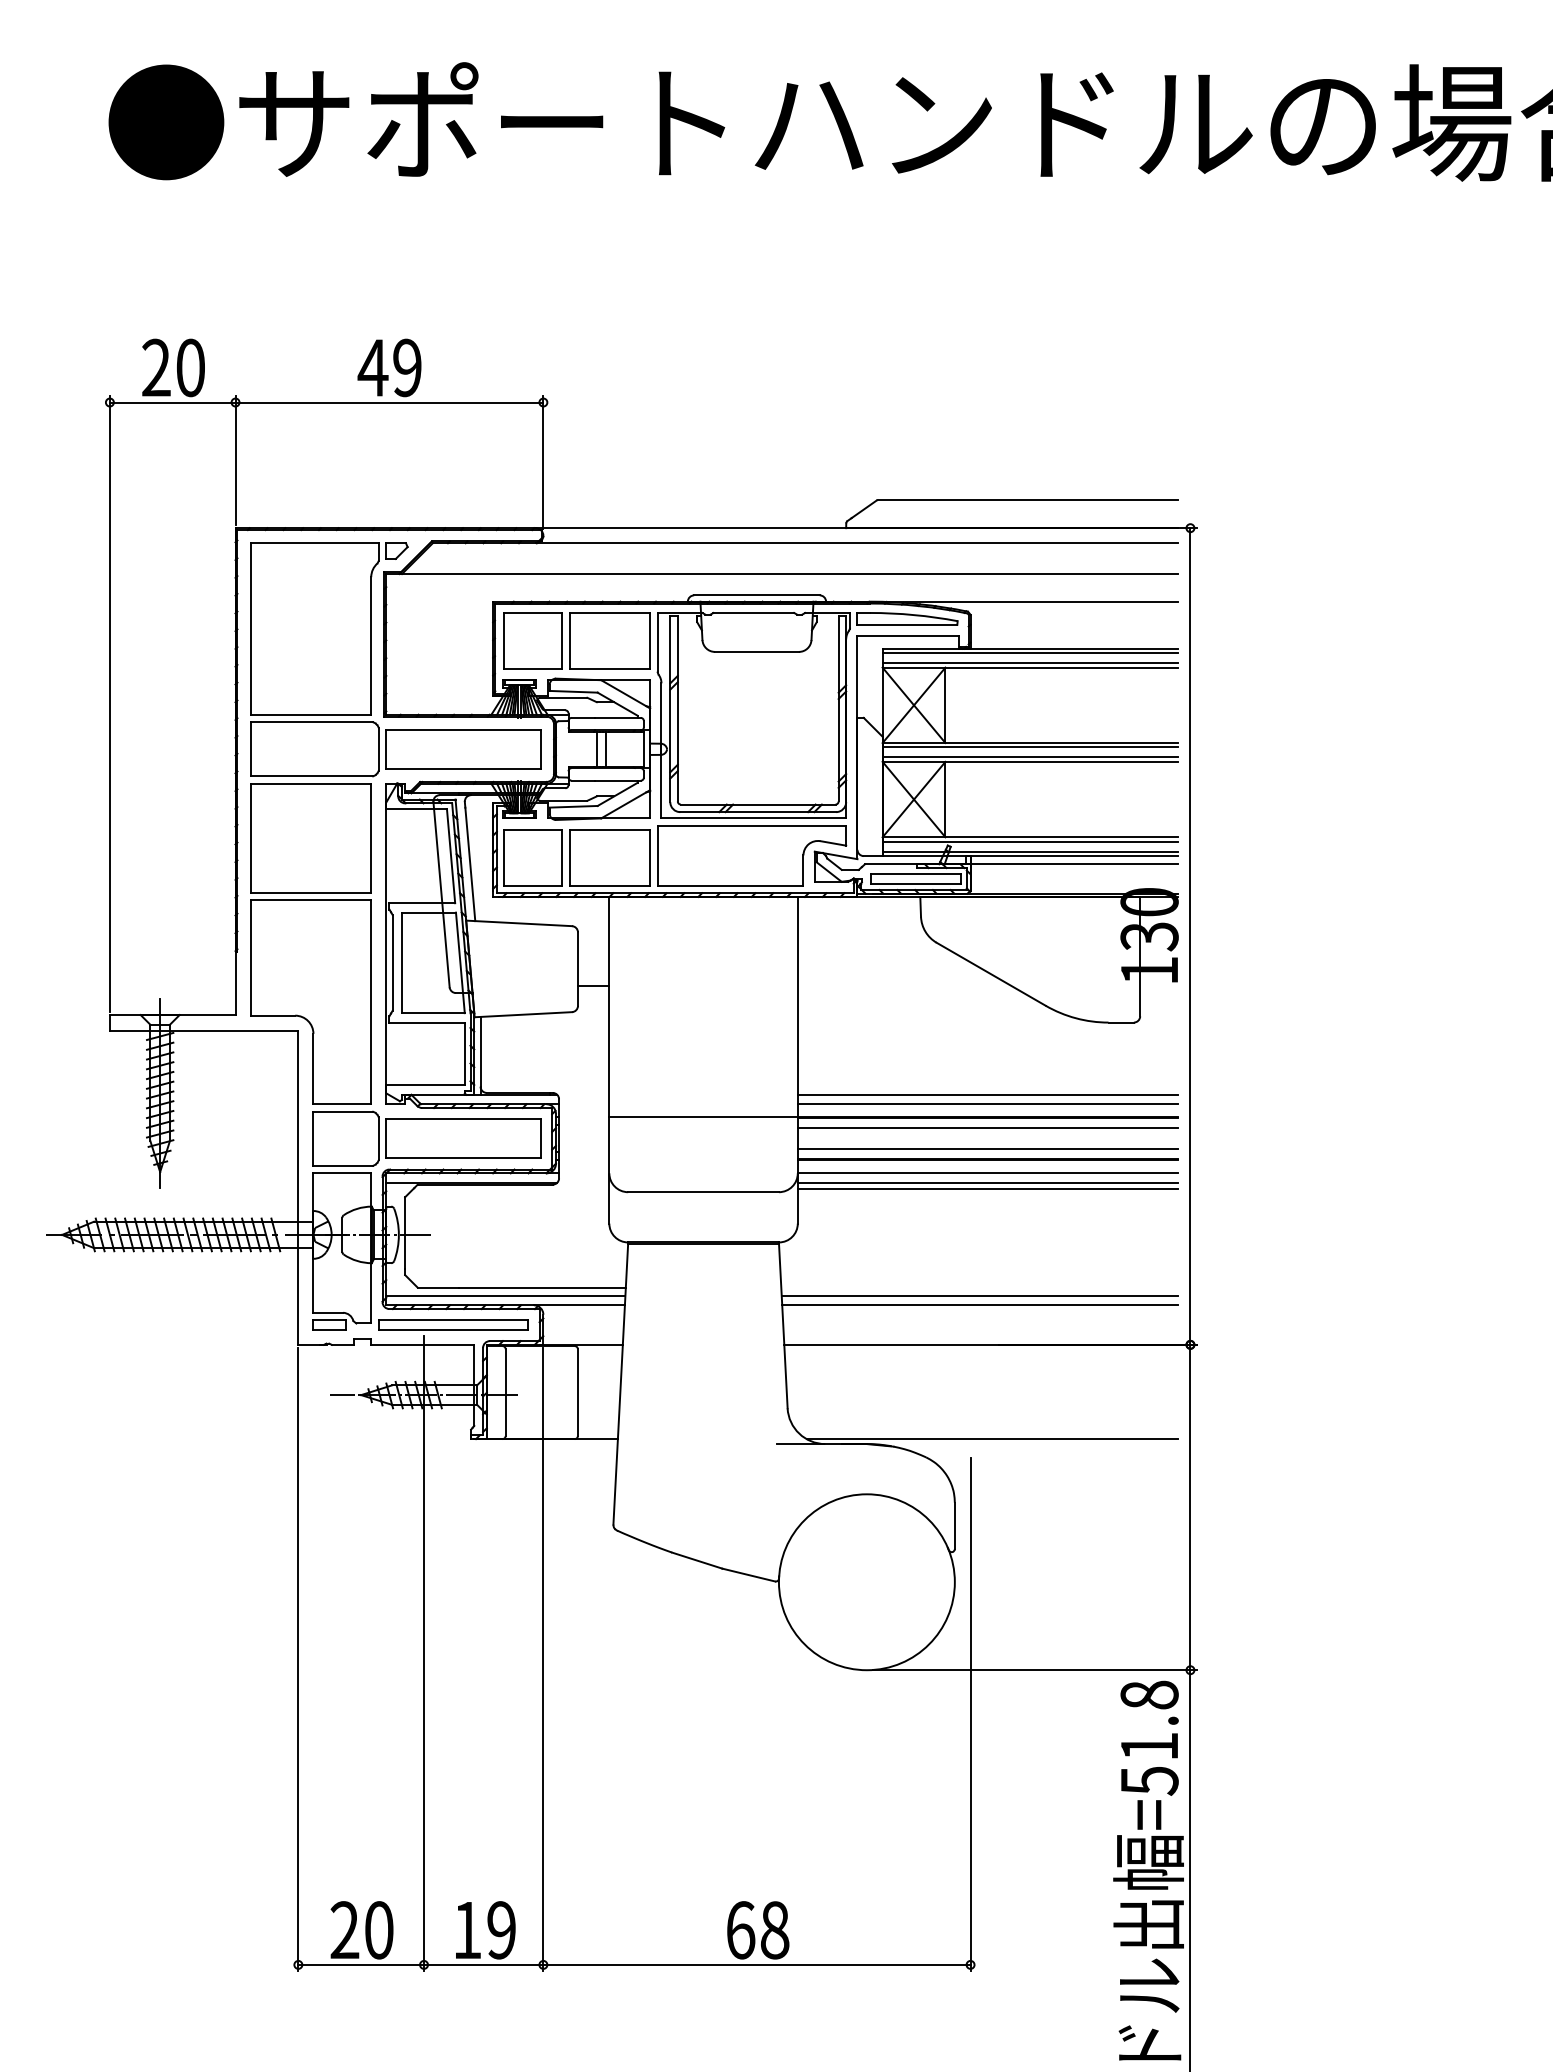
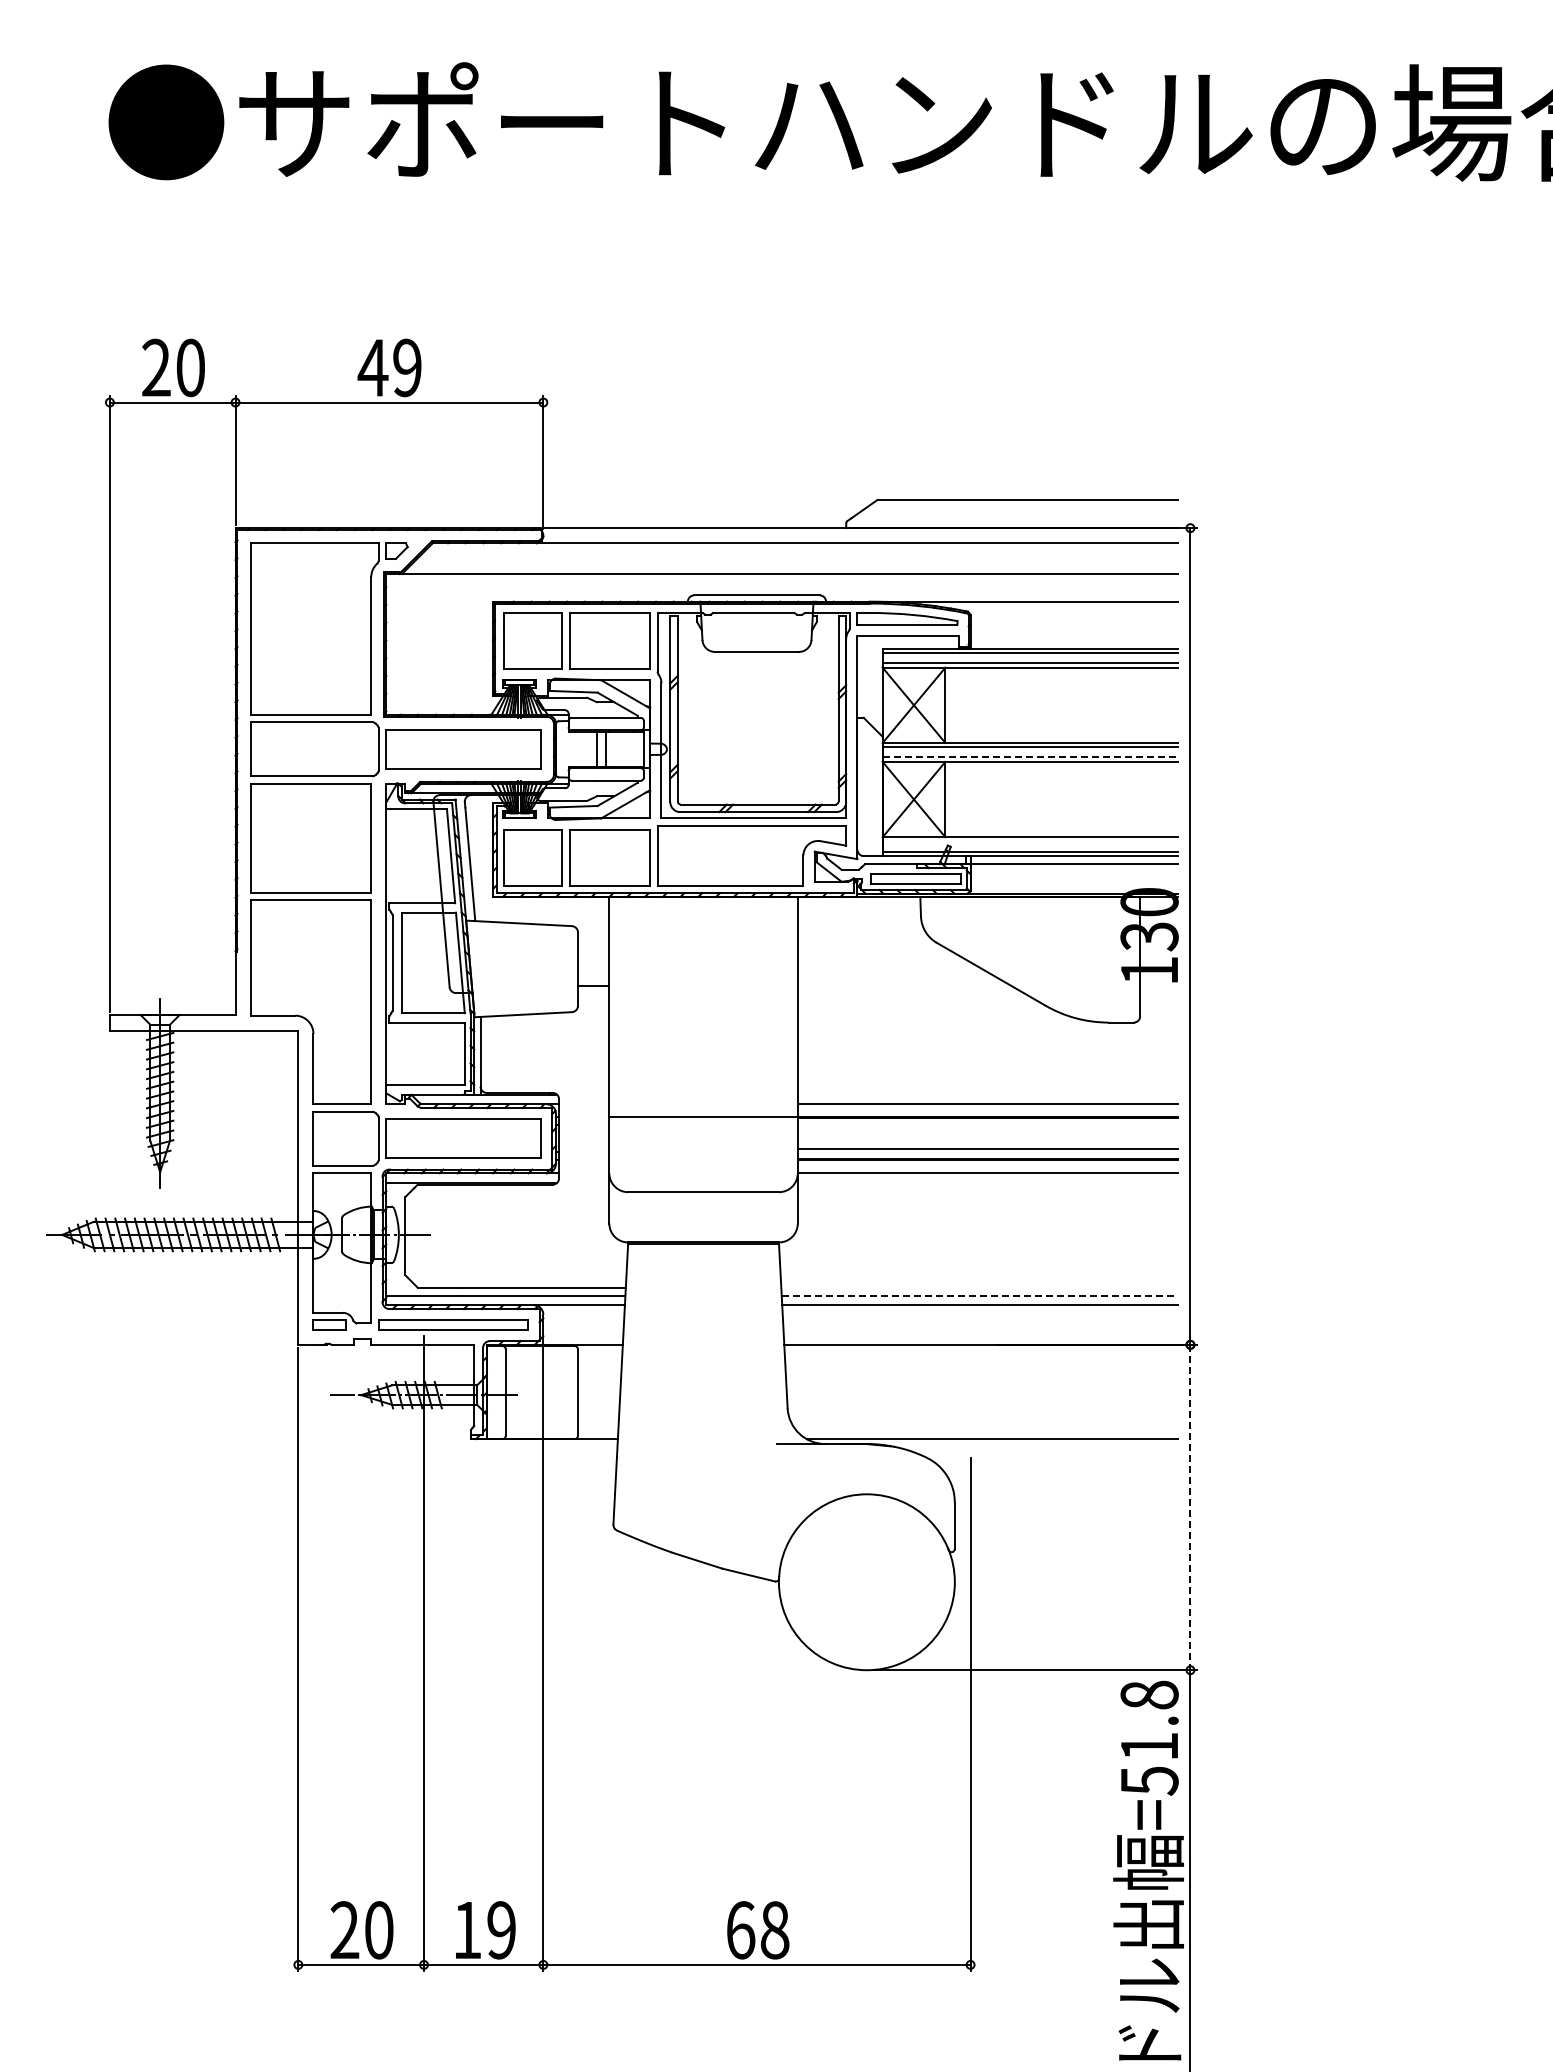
line: solid -> dashed (1030, 757)
line: present -> none (1029, 841)
line: present -> none (987, 1094)
line: present -> none (987, 1128)
line: present -> none (987, 1182)
line: present -> none (987, 1189)
line: solid -> dashed (980, 1295)
line: solid -> dashed (1190, 1507)
